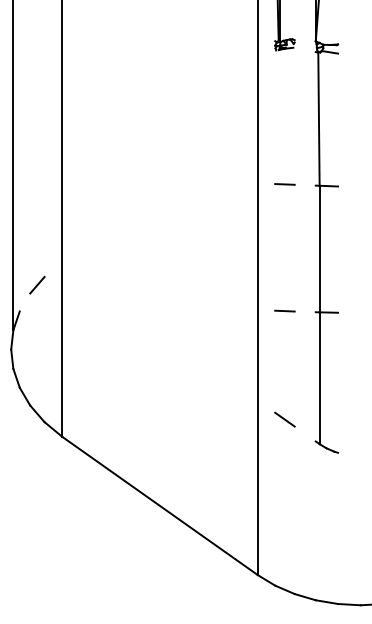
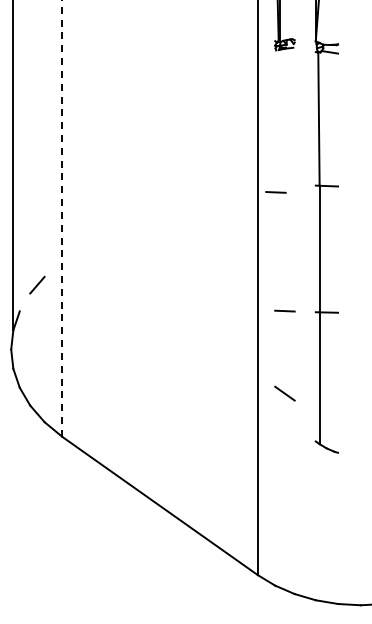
line position: (284, 184) -> (275, 192) (275, 192)
line: solid -> dashed (62, 217)
line position: (284, 419) -> (284, 393) (284, 393)
